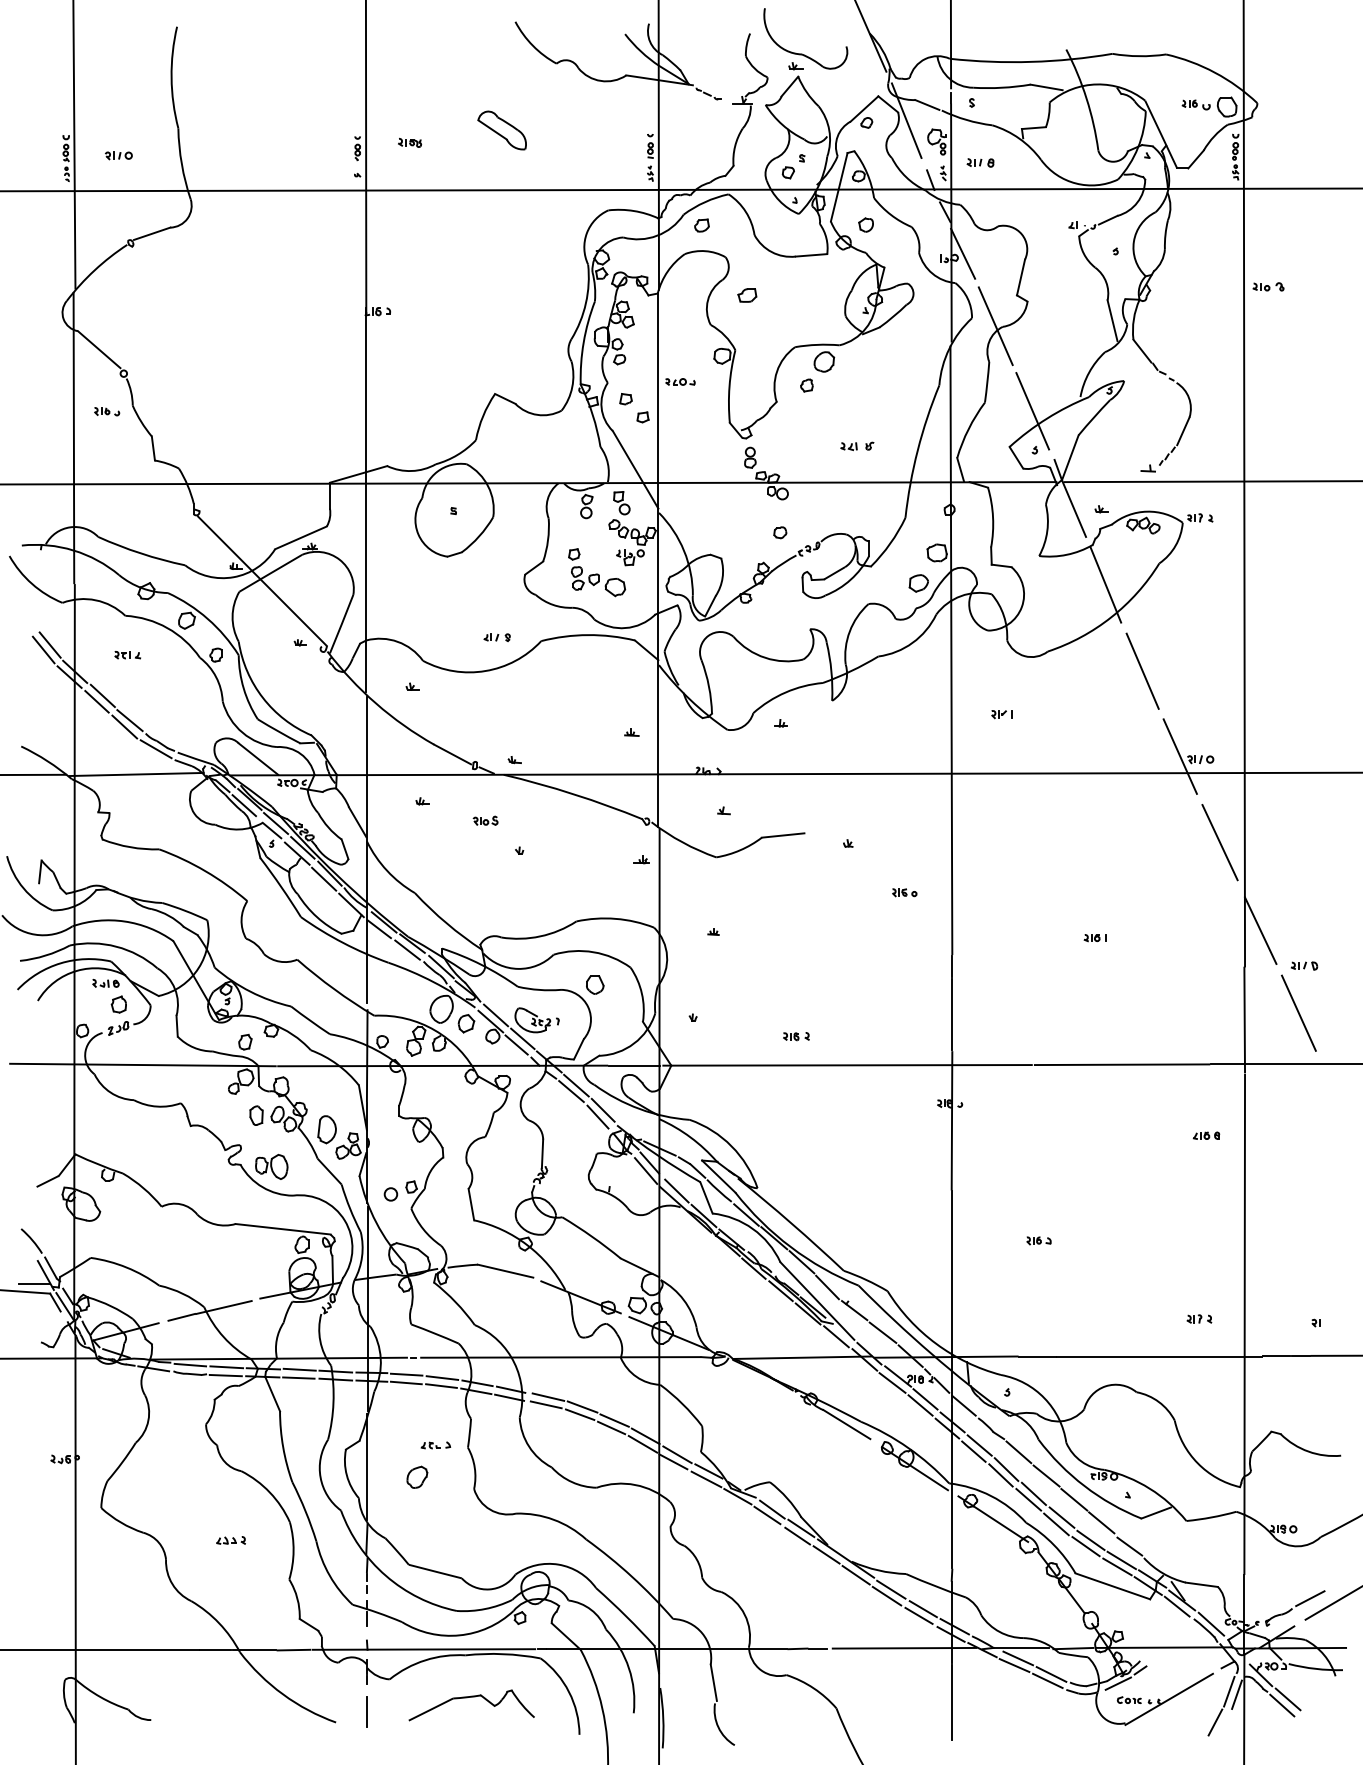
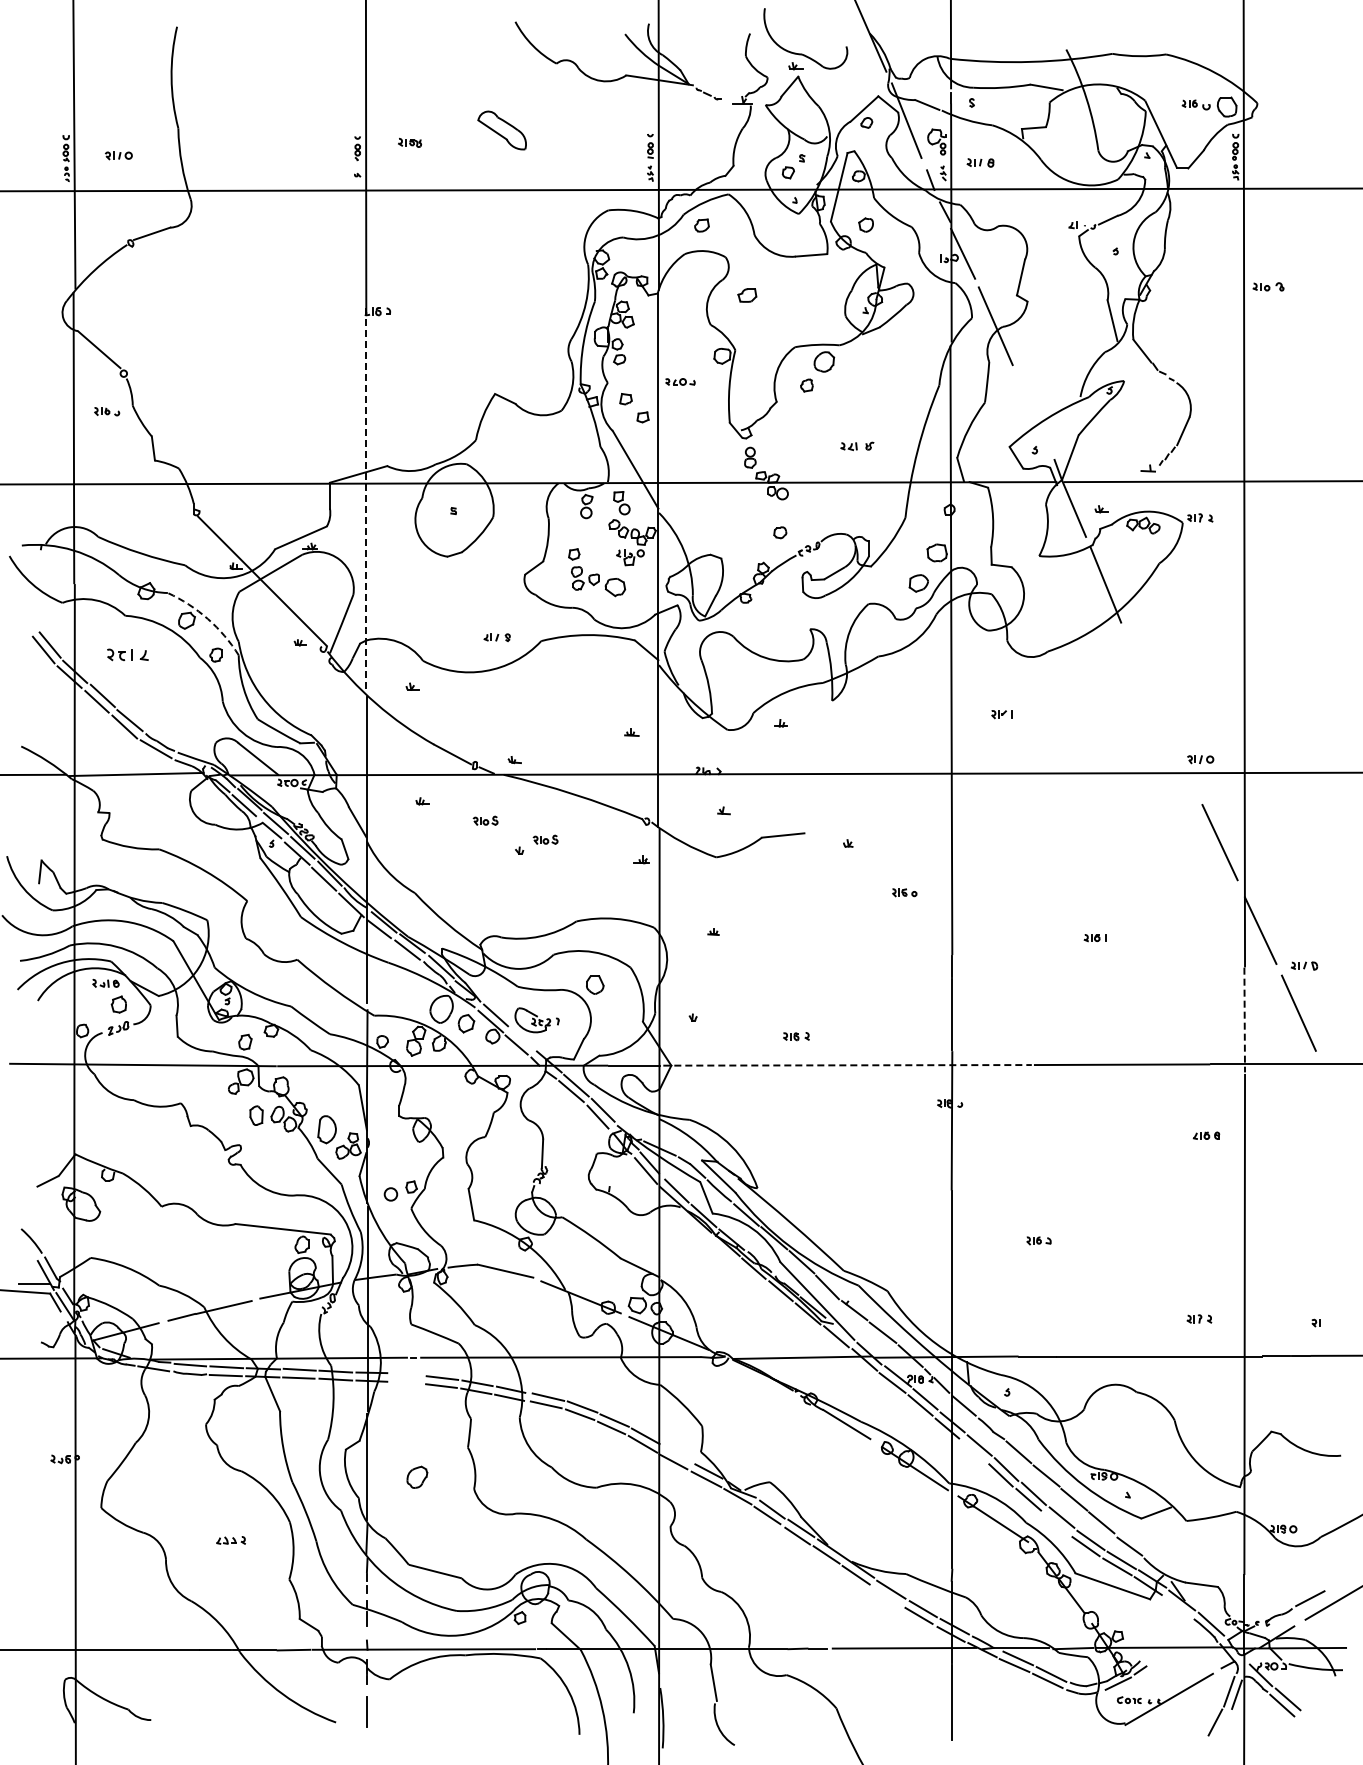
line: present -> none (1032, 411)
line: solid -> dashed (365, 500)
arc: solid -> dashed (207, 618)
part size: 27x9 px -> 42x14 px (127, 654)
line: present -> none (1142, 670)
line: present -> none (1179, 756)
part: none -> present (545, 839)
line: solid -> dashed (1244, 1020)
line: present -> none (522, 1038)
line: solid -> dashed (848, 1065)
part: present -> none (271, 1166)
line: present -> none (406, 1374)
line: present -> none (405, 1382)
part: present -> none (435, 1445)
line: present -> none (973, 1451)
line: present -> none (677, 1454)
line: present -> none (1056, 1524)
line: present -> none (886, 1595)
line: present -> none (1176, 1606)
part: present -> none (471, 1697)
